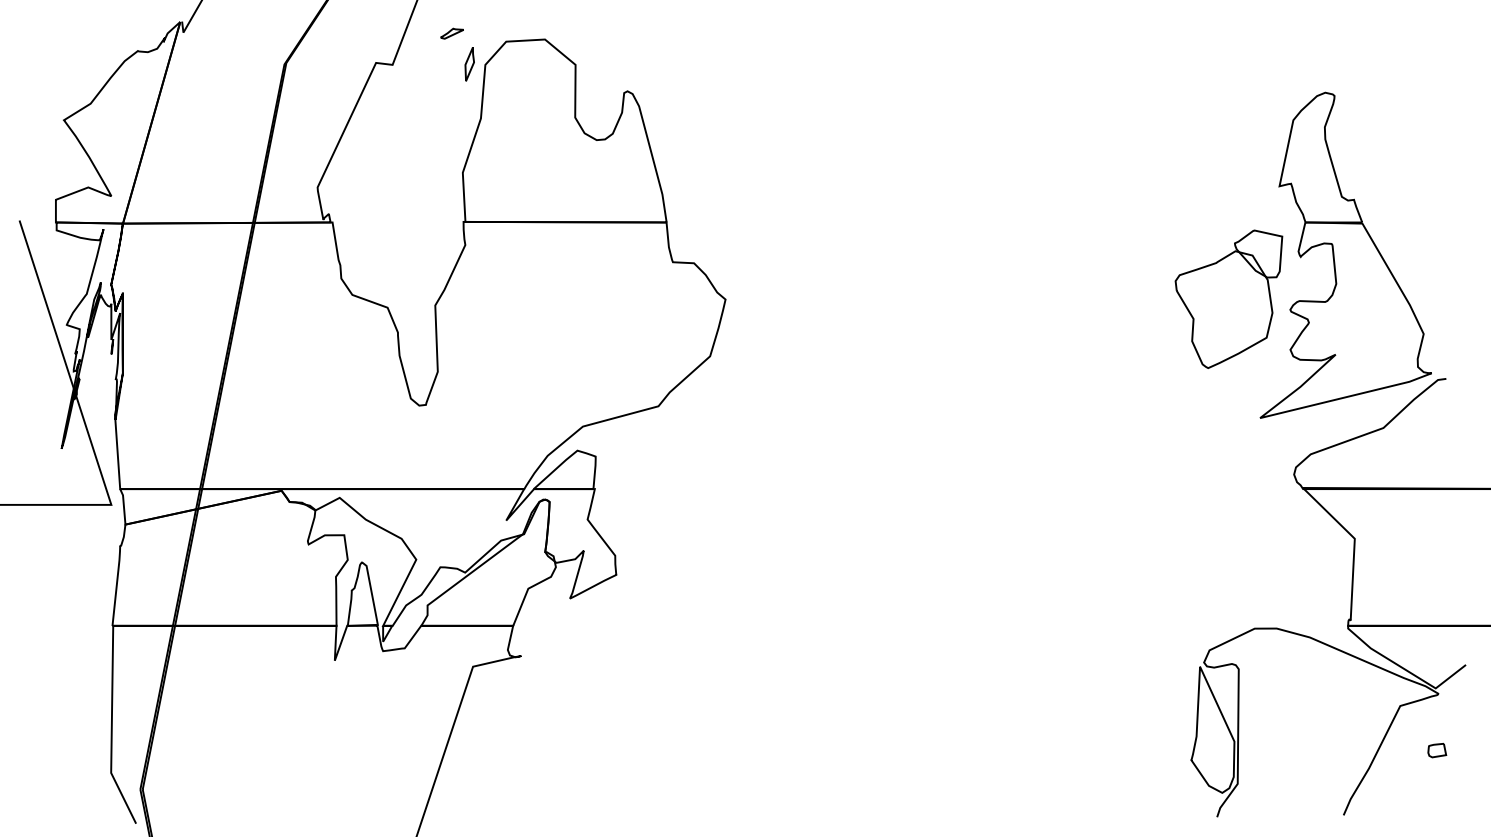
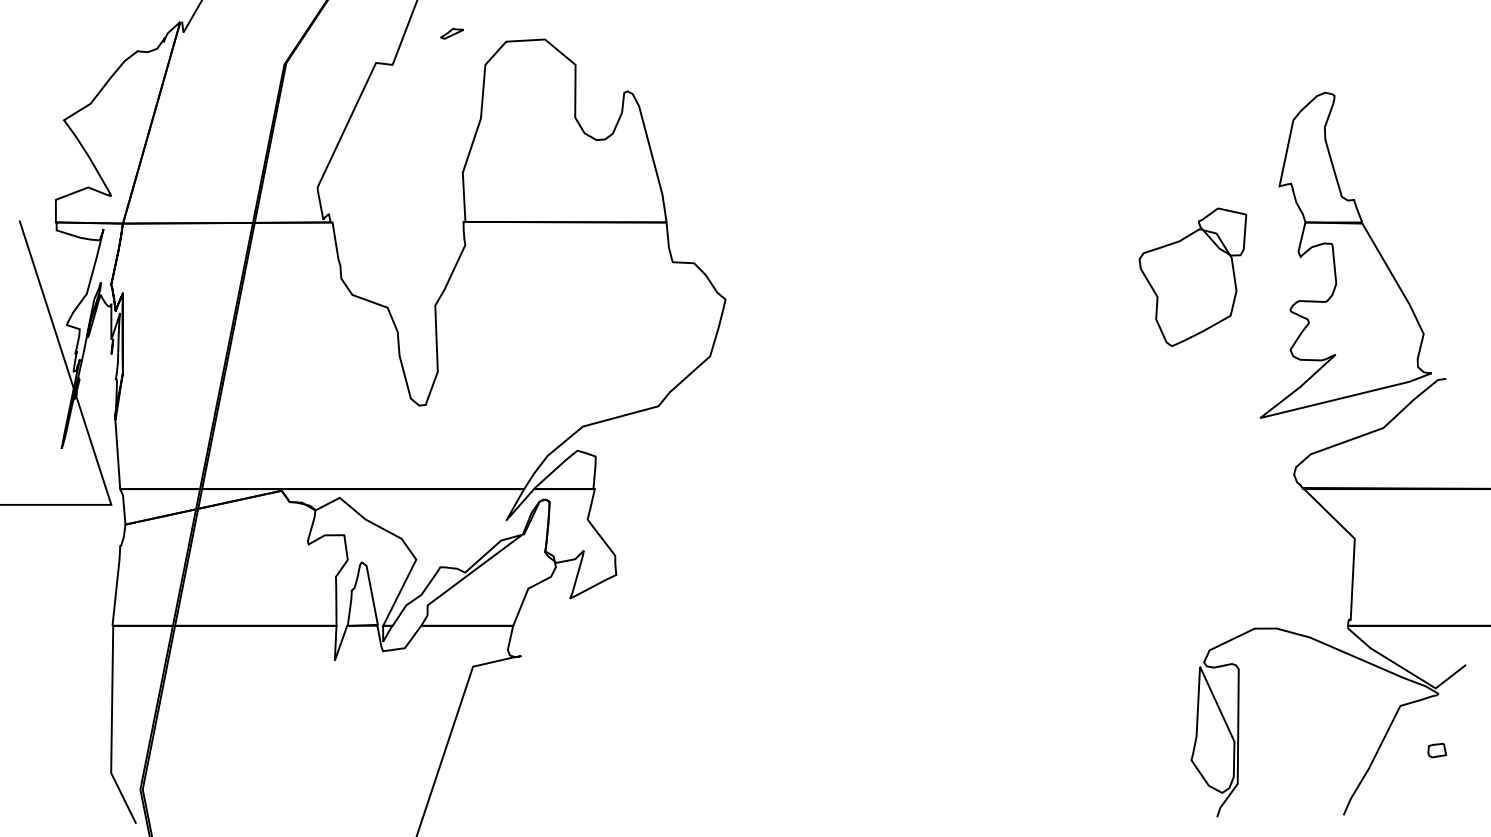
part: present -> none (469, 64)
part position: (1228, 298) -> (1192, 276) (1192, 276)
